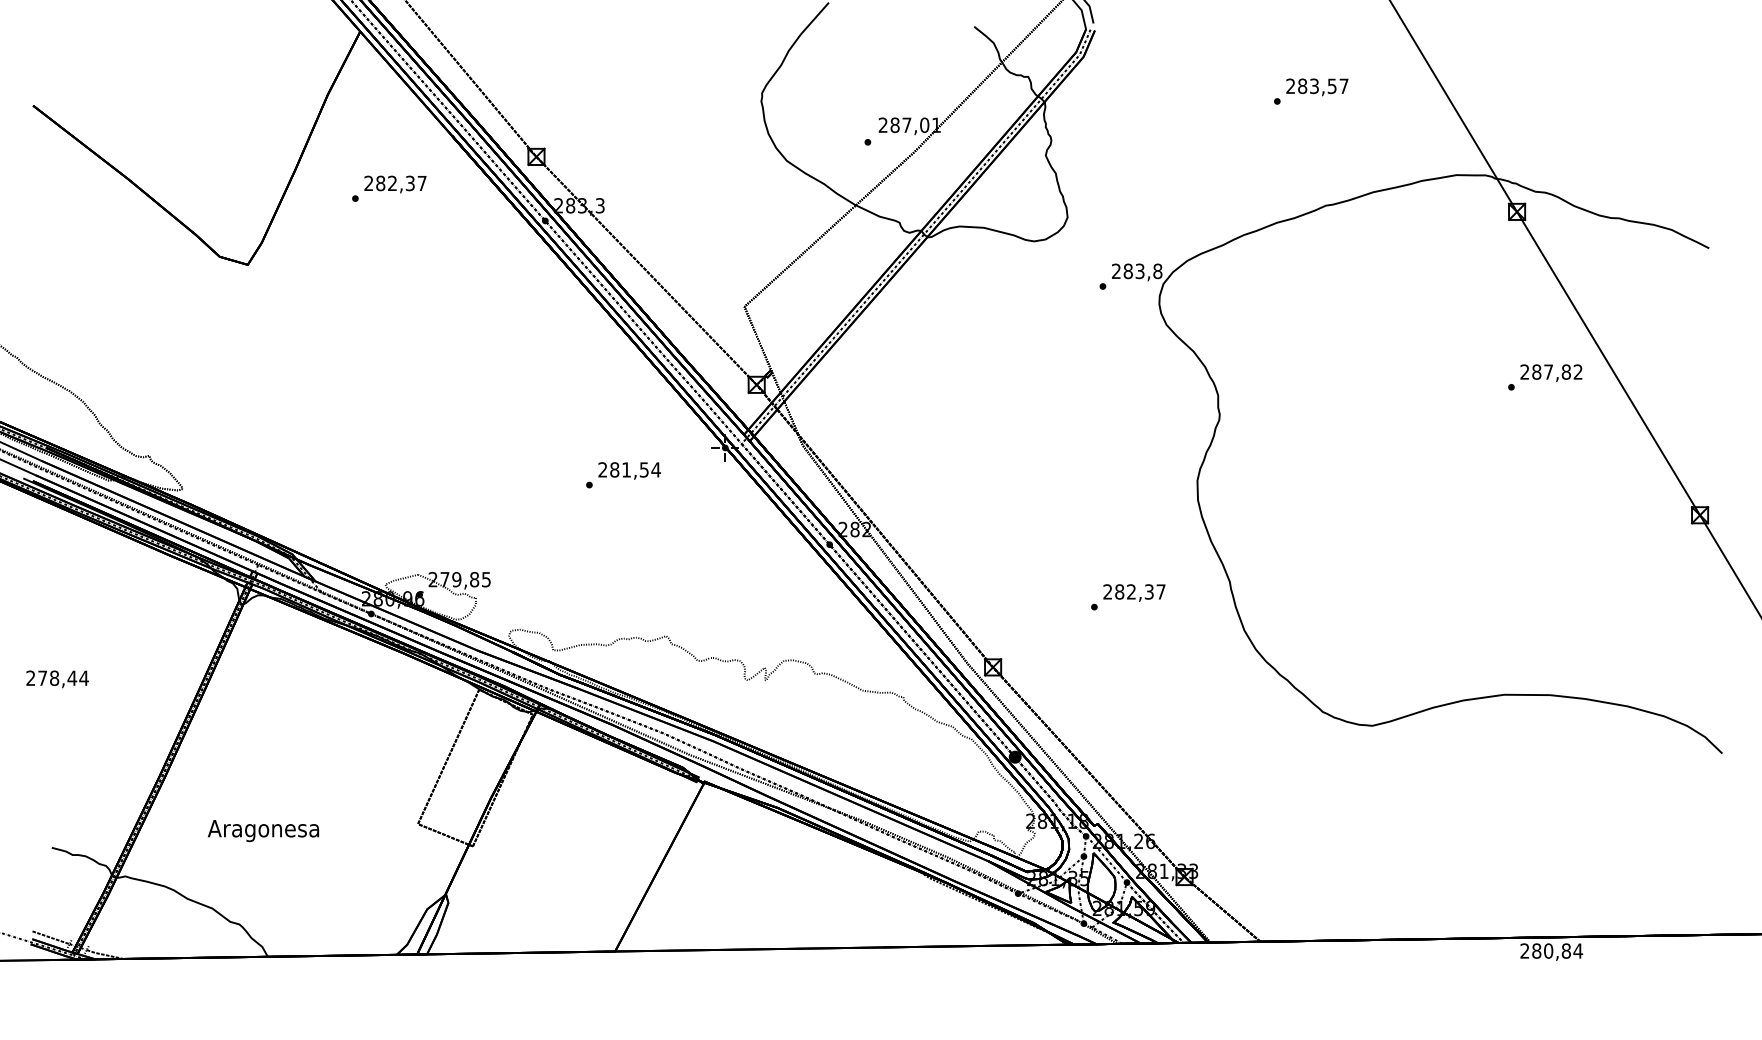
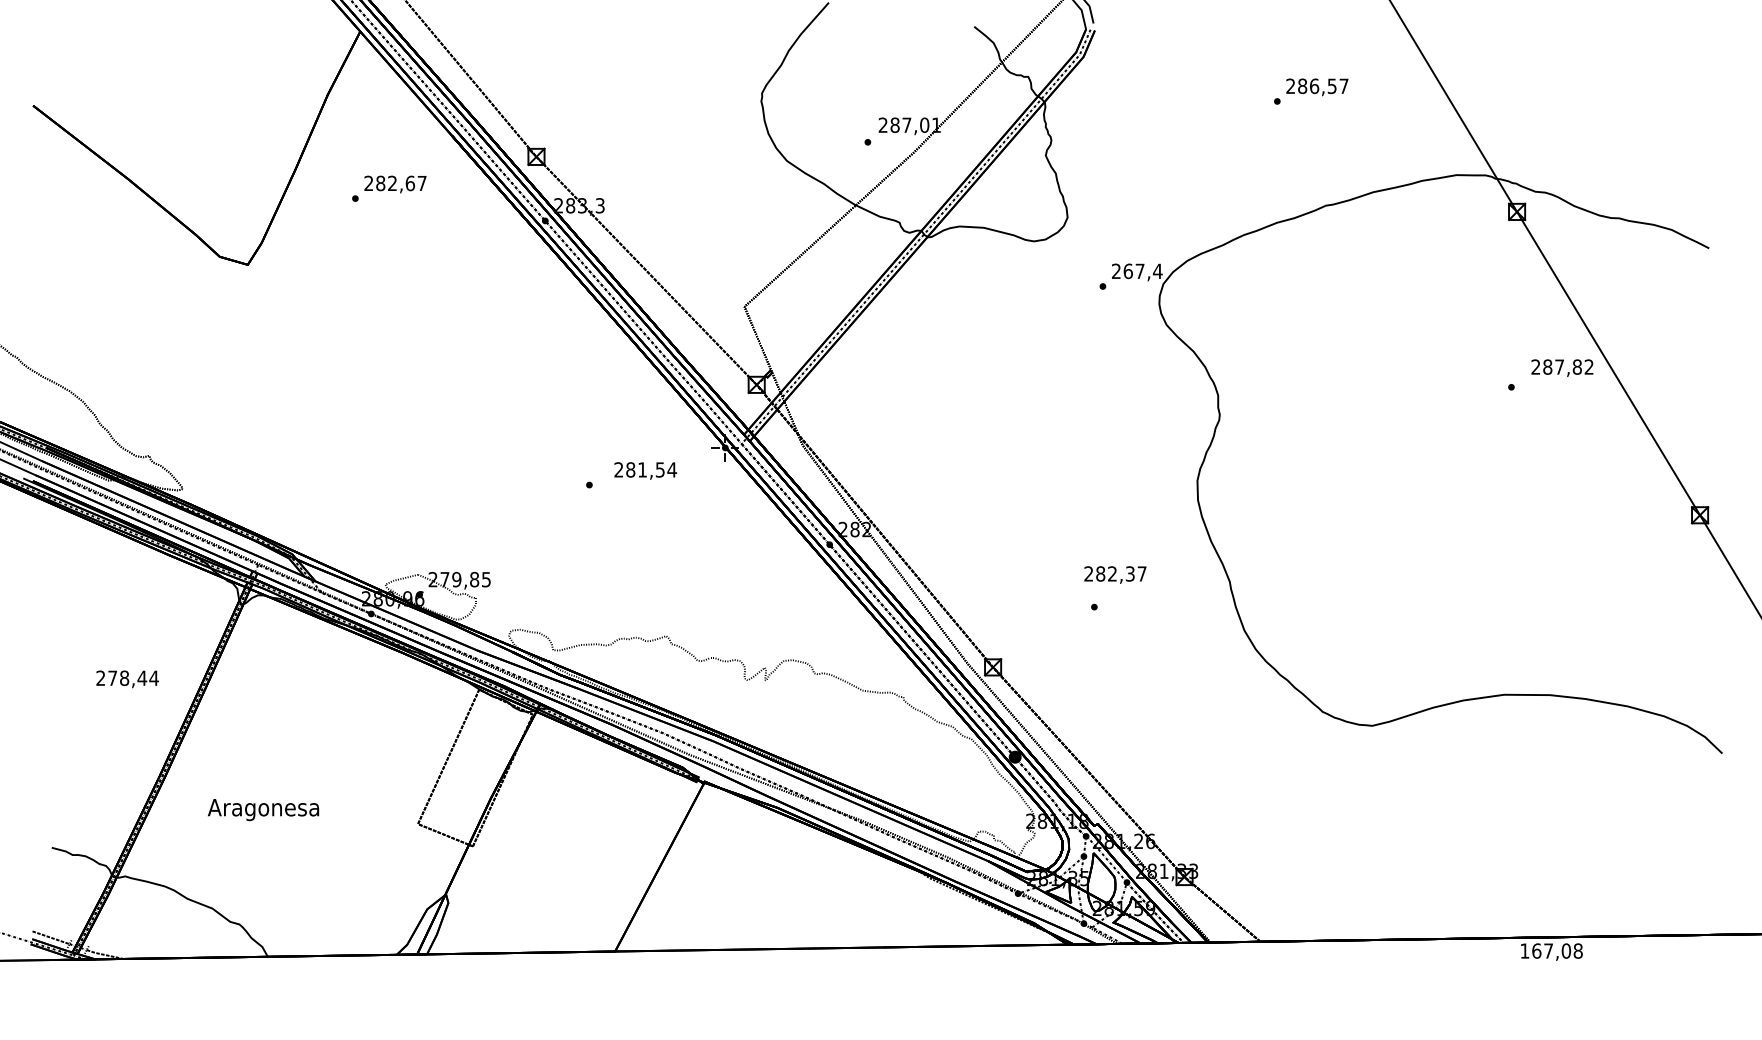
text: 283,57 -> 286,57 (1314, 86)
text: 282,37 -> 282,67 (410, 183)
text: 283,8 -> 267,4 (1142, 271)
text position: (1551, 372) -> (1562, 367) (1562, 367)
text position: (629, 470) -> (645, 470) (645, 470)
text position: (1134, 592) -> (1115, 574) (1115, 574)
text position: (57, 679) -> (127, 679) (127, 679)
text position: (263, 831) -> (263, 810) (263, 810)
text: 280,84 -> 167,08 (1551, 950)
